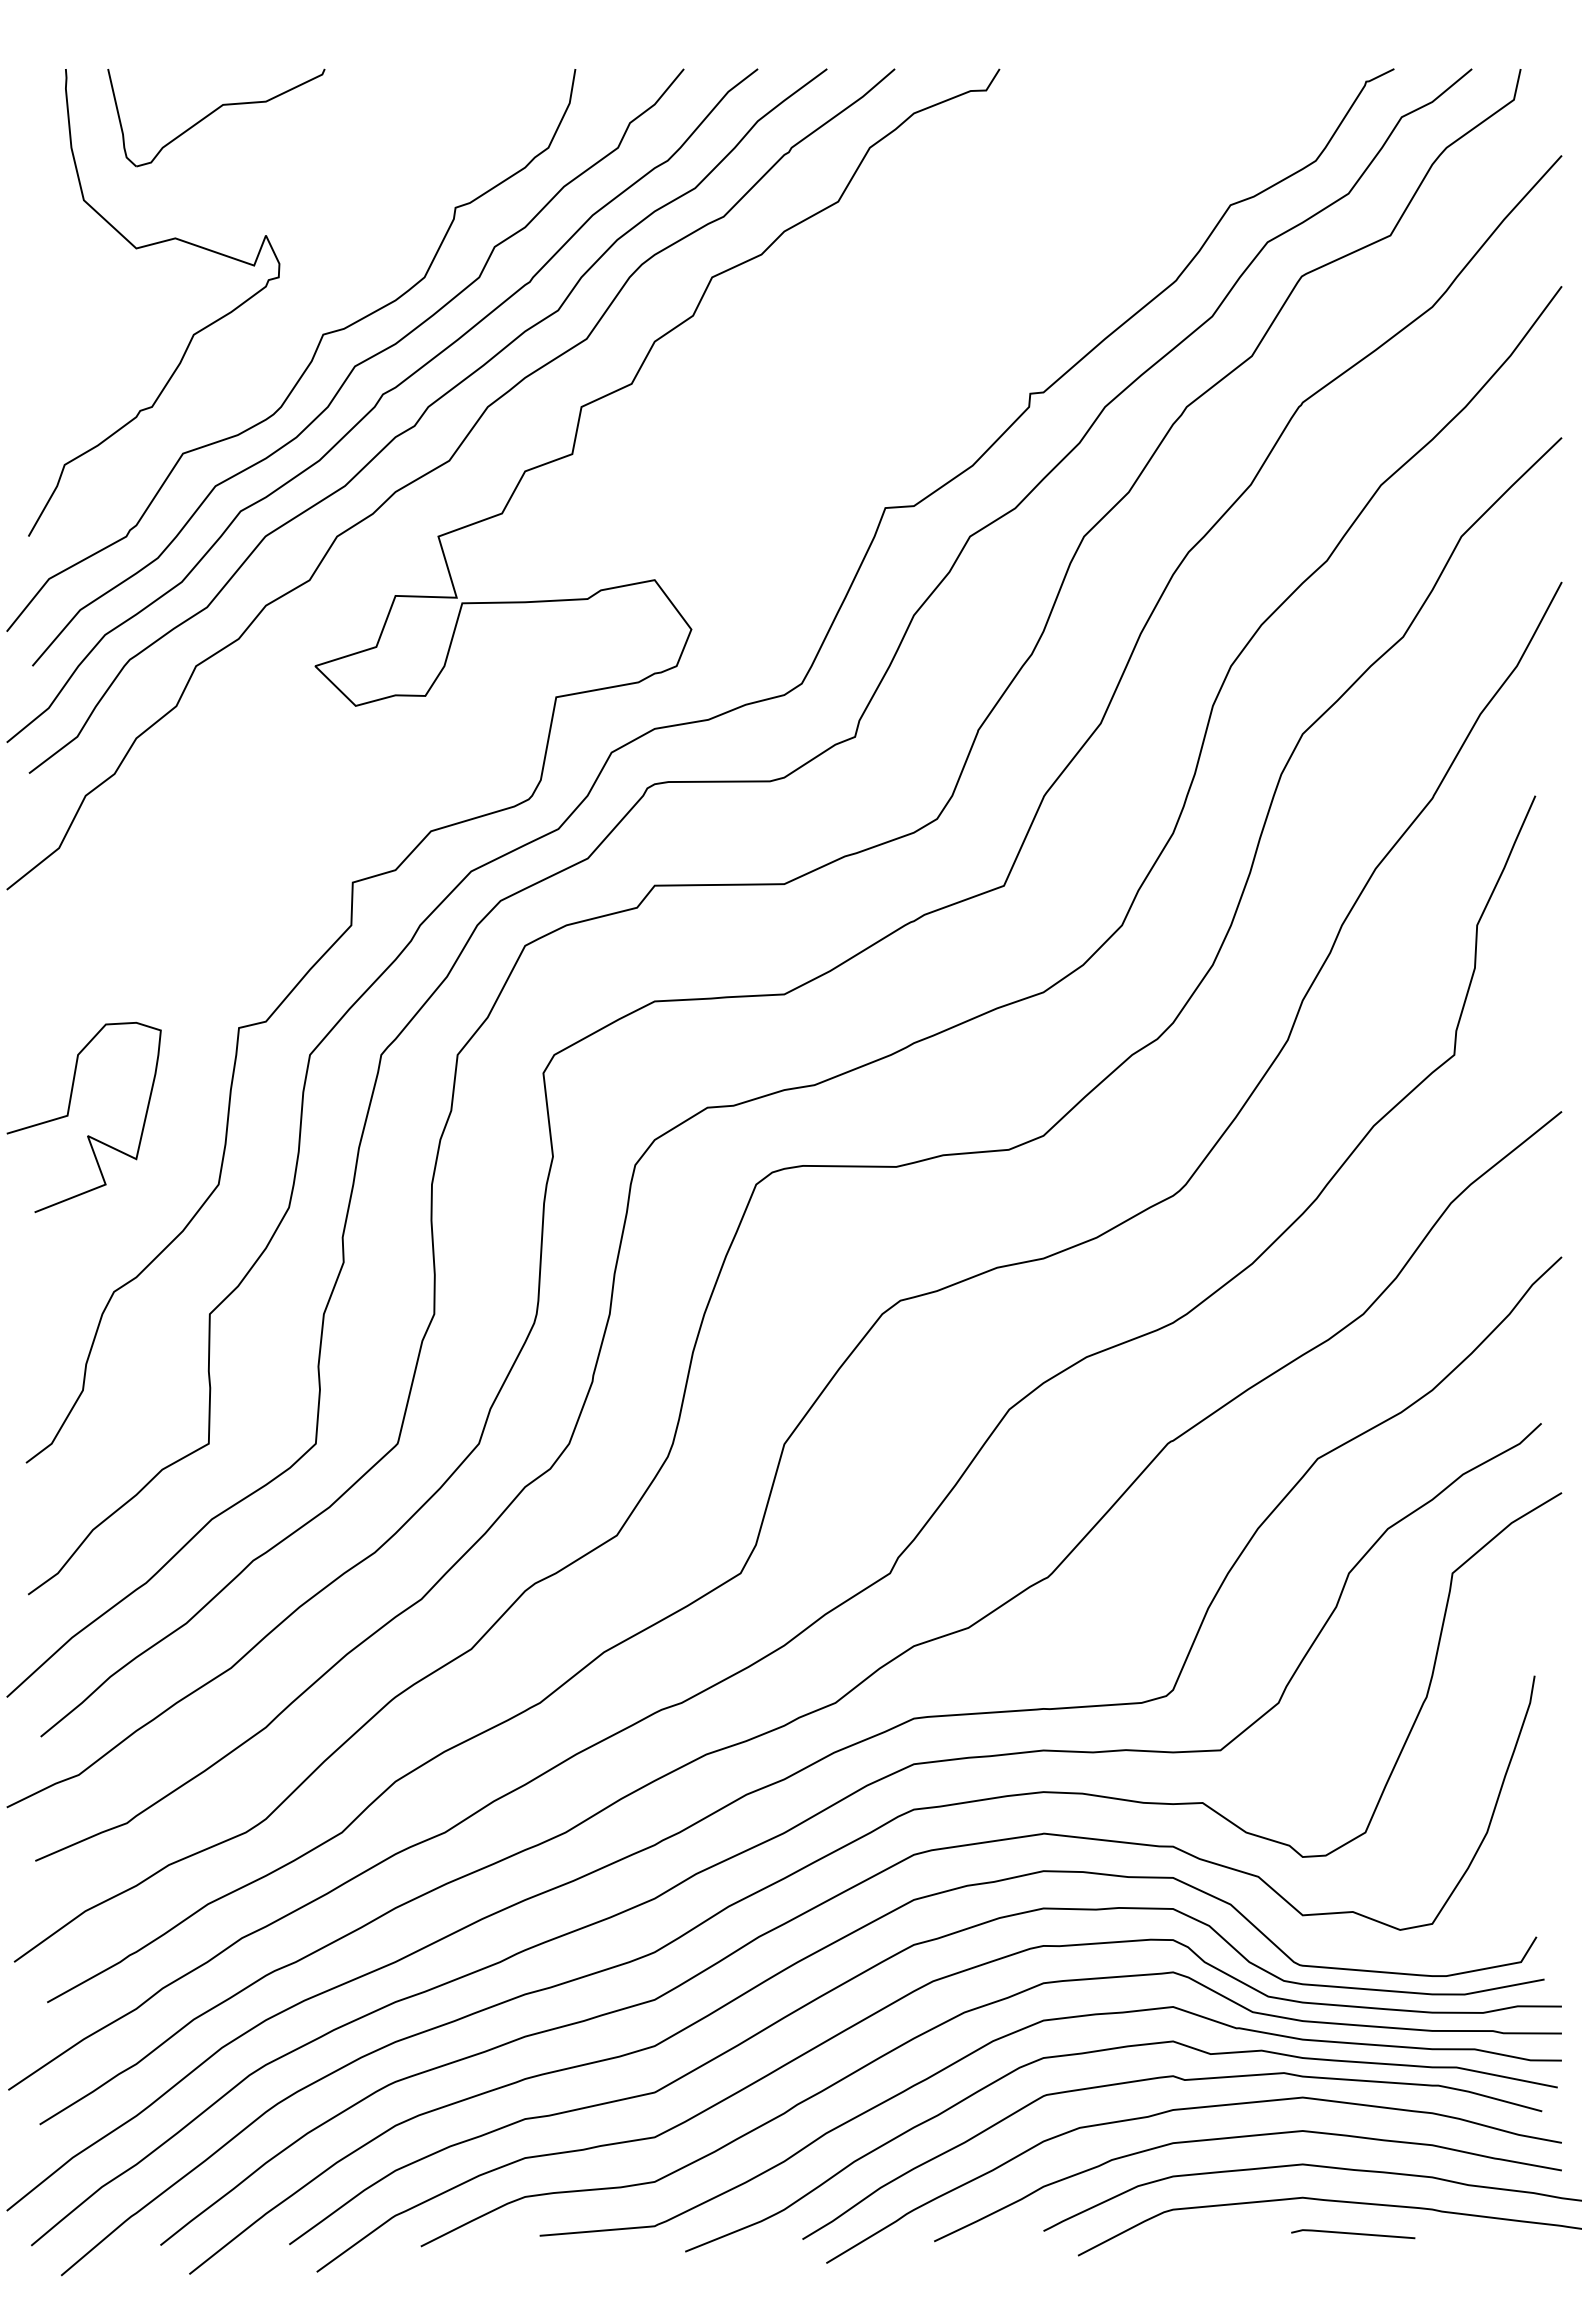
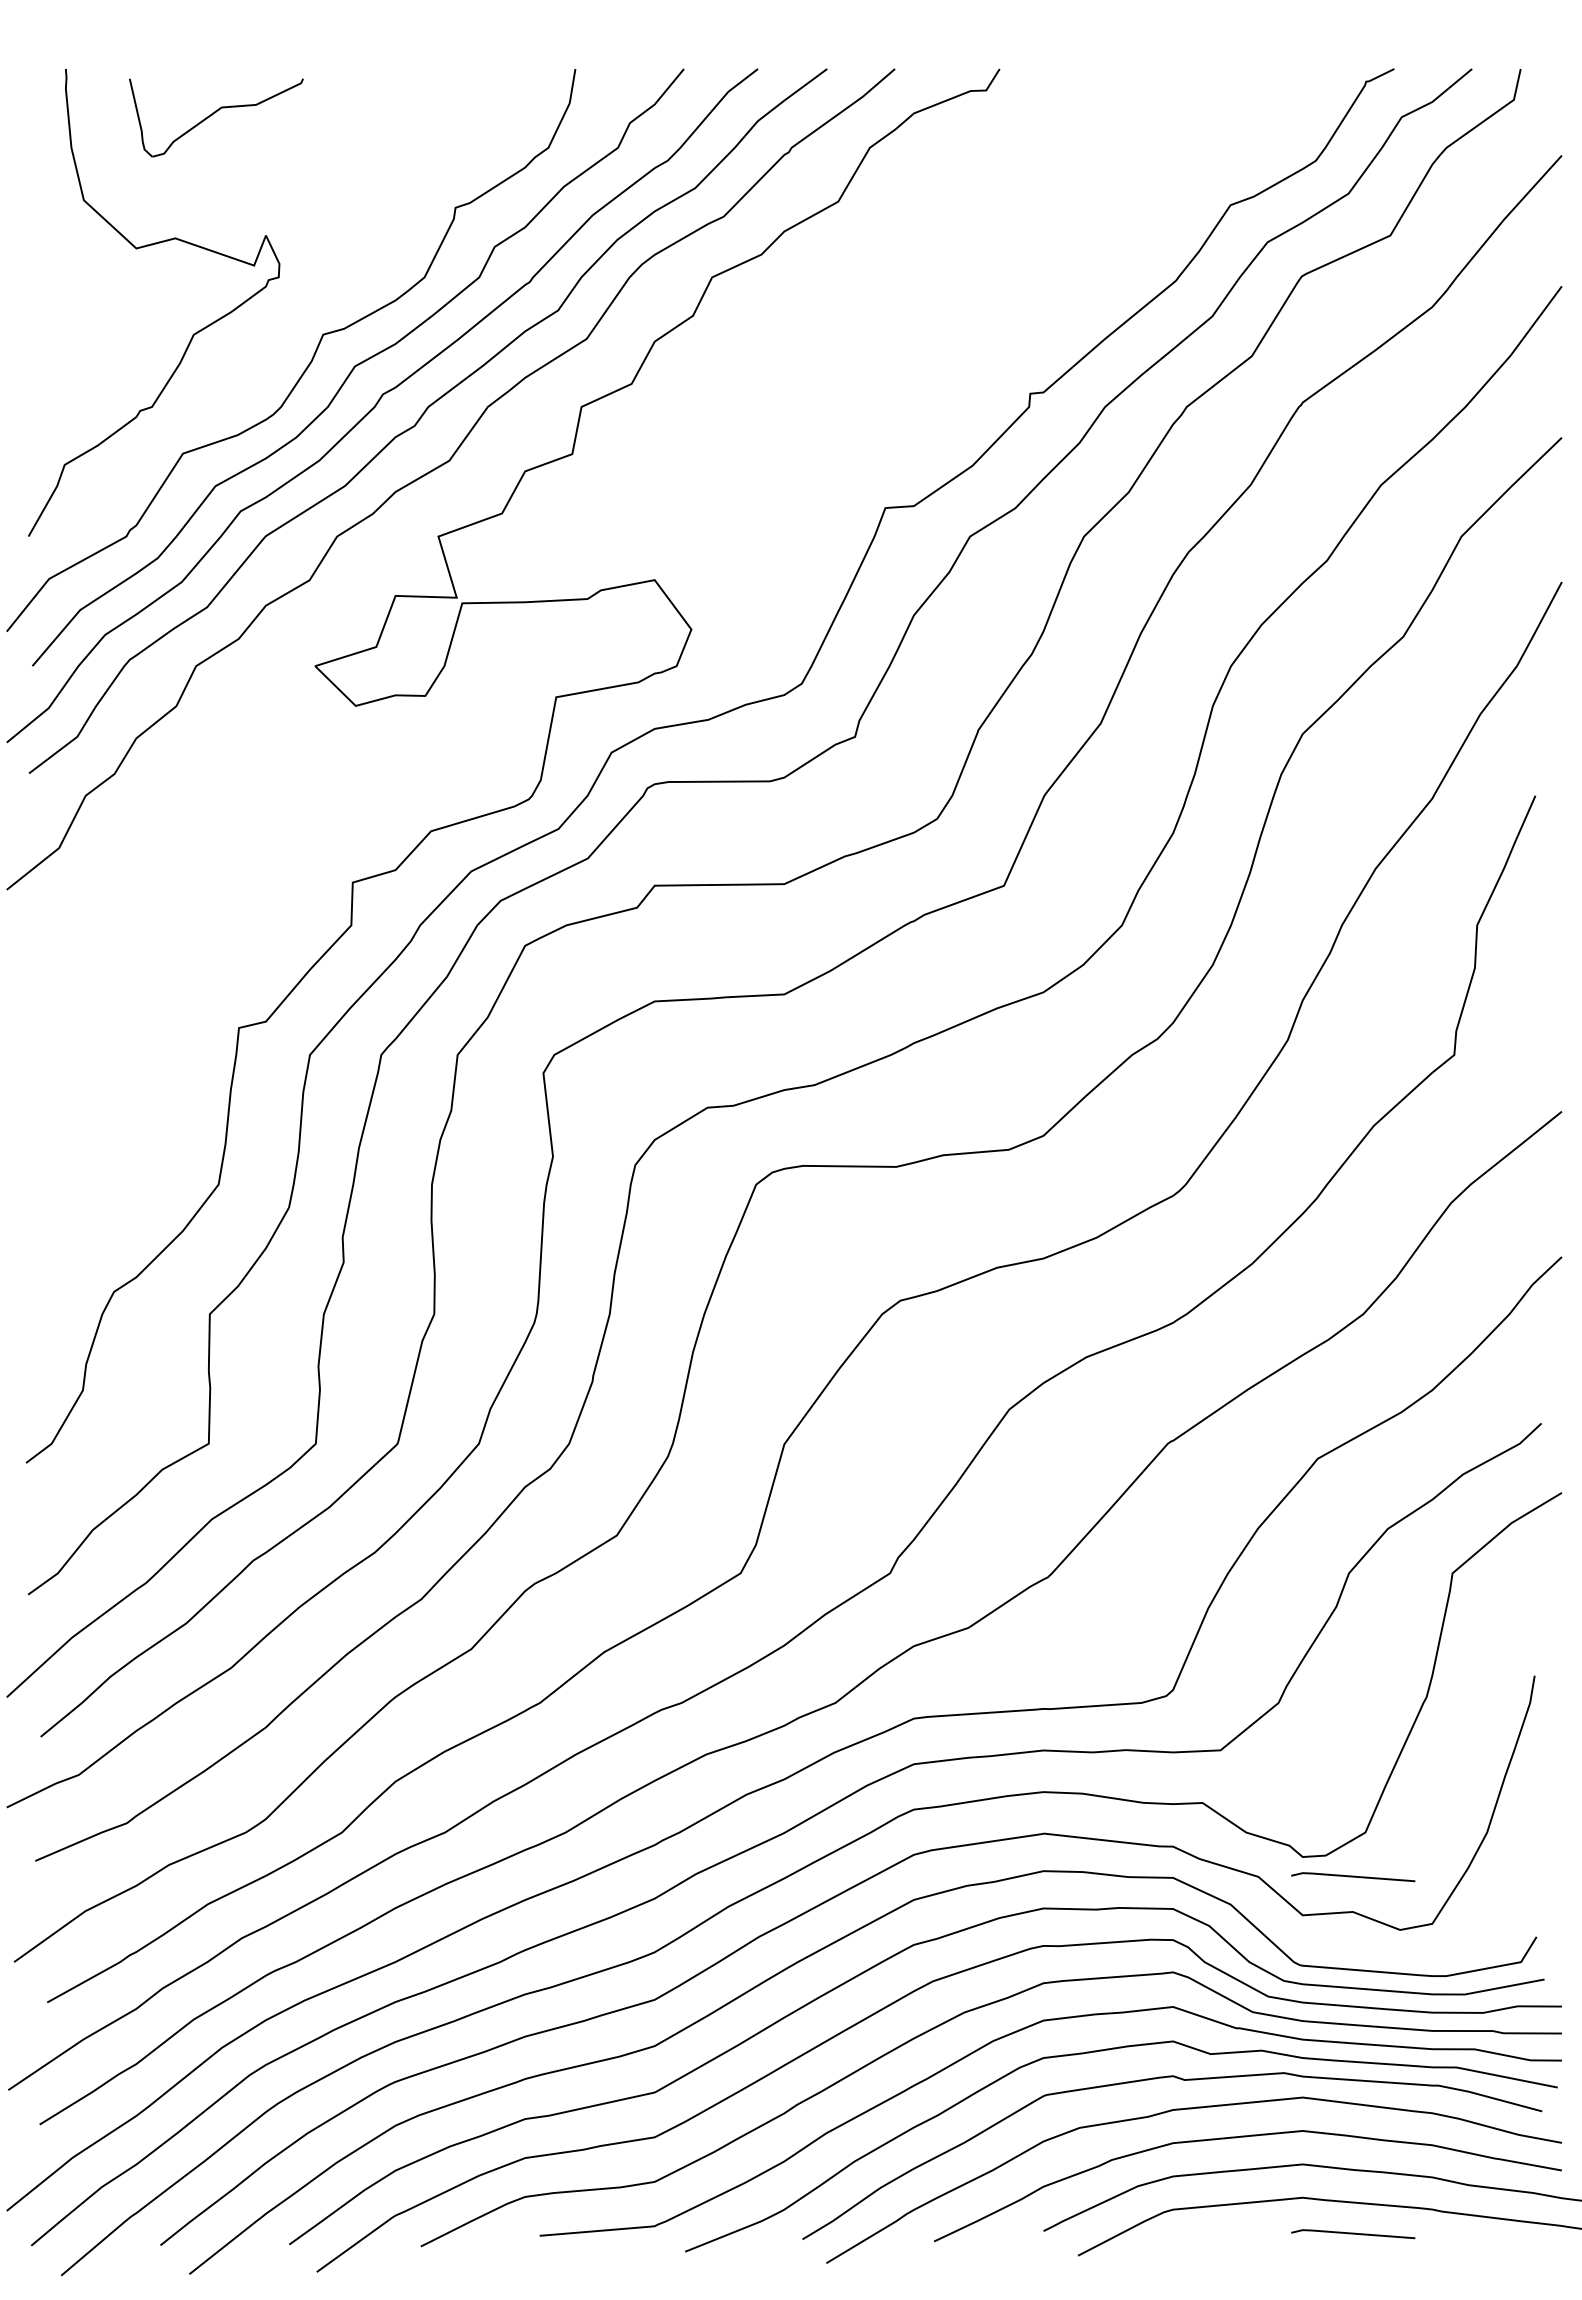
part size: 219x100 px -> 175x80 px (216, 117)
curve: present -> none (68, 1116)
line: none -> present (1353, 1877)
